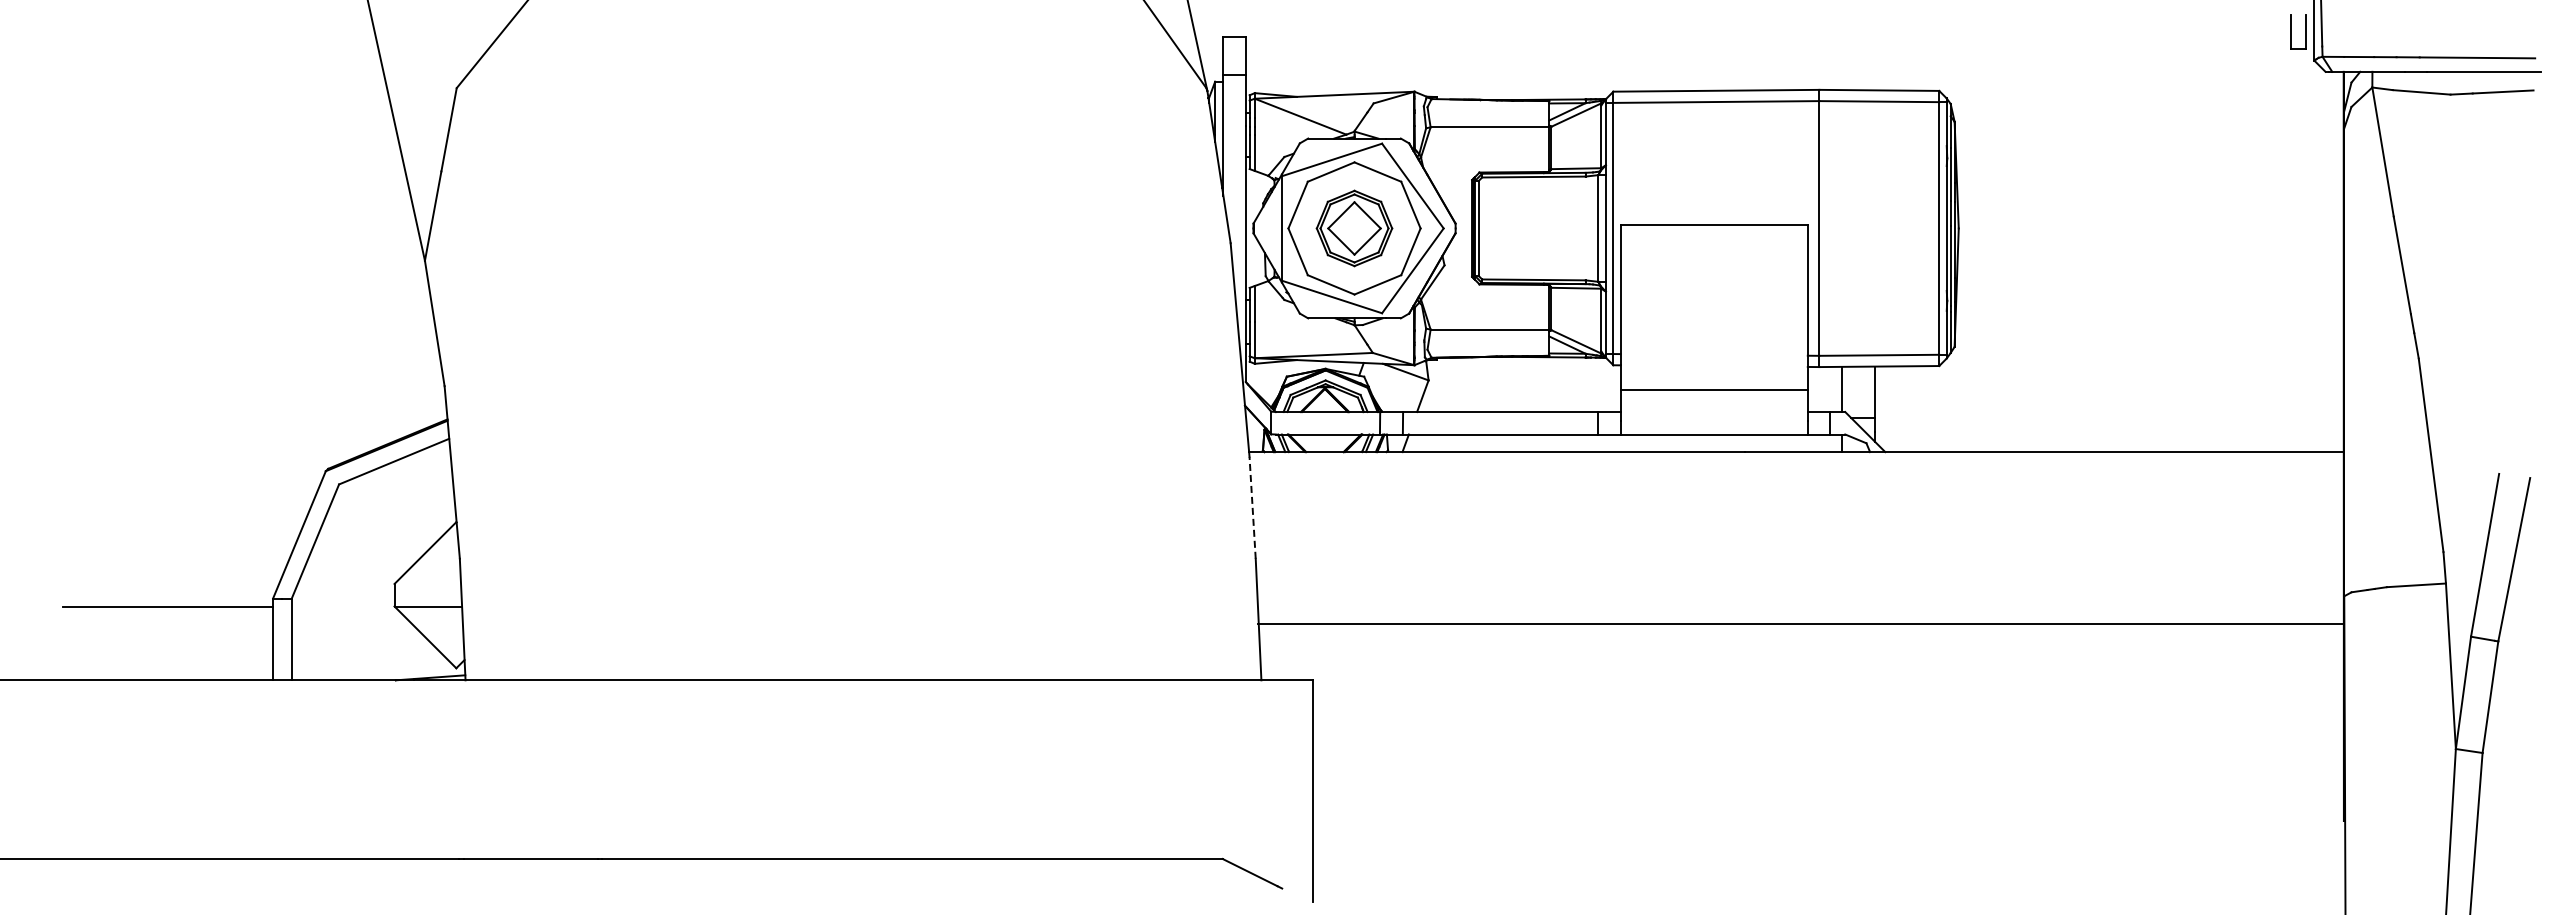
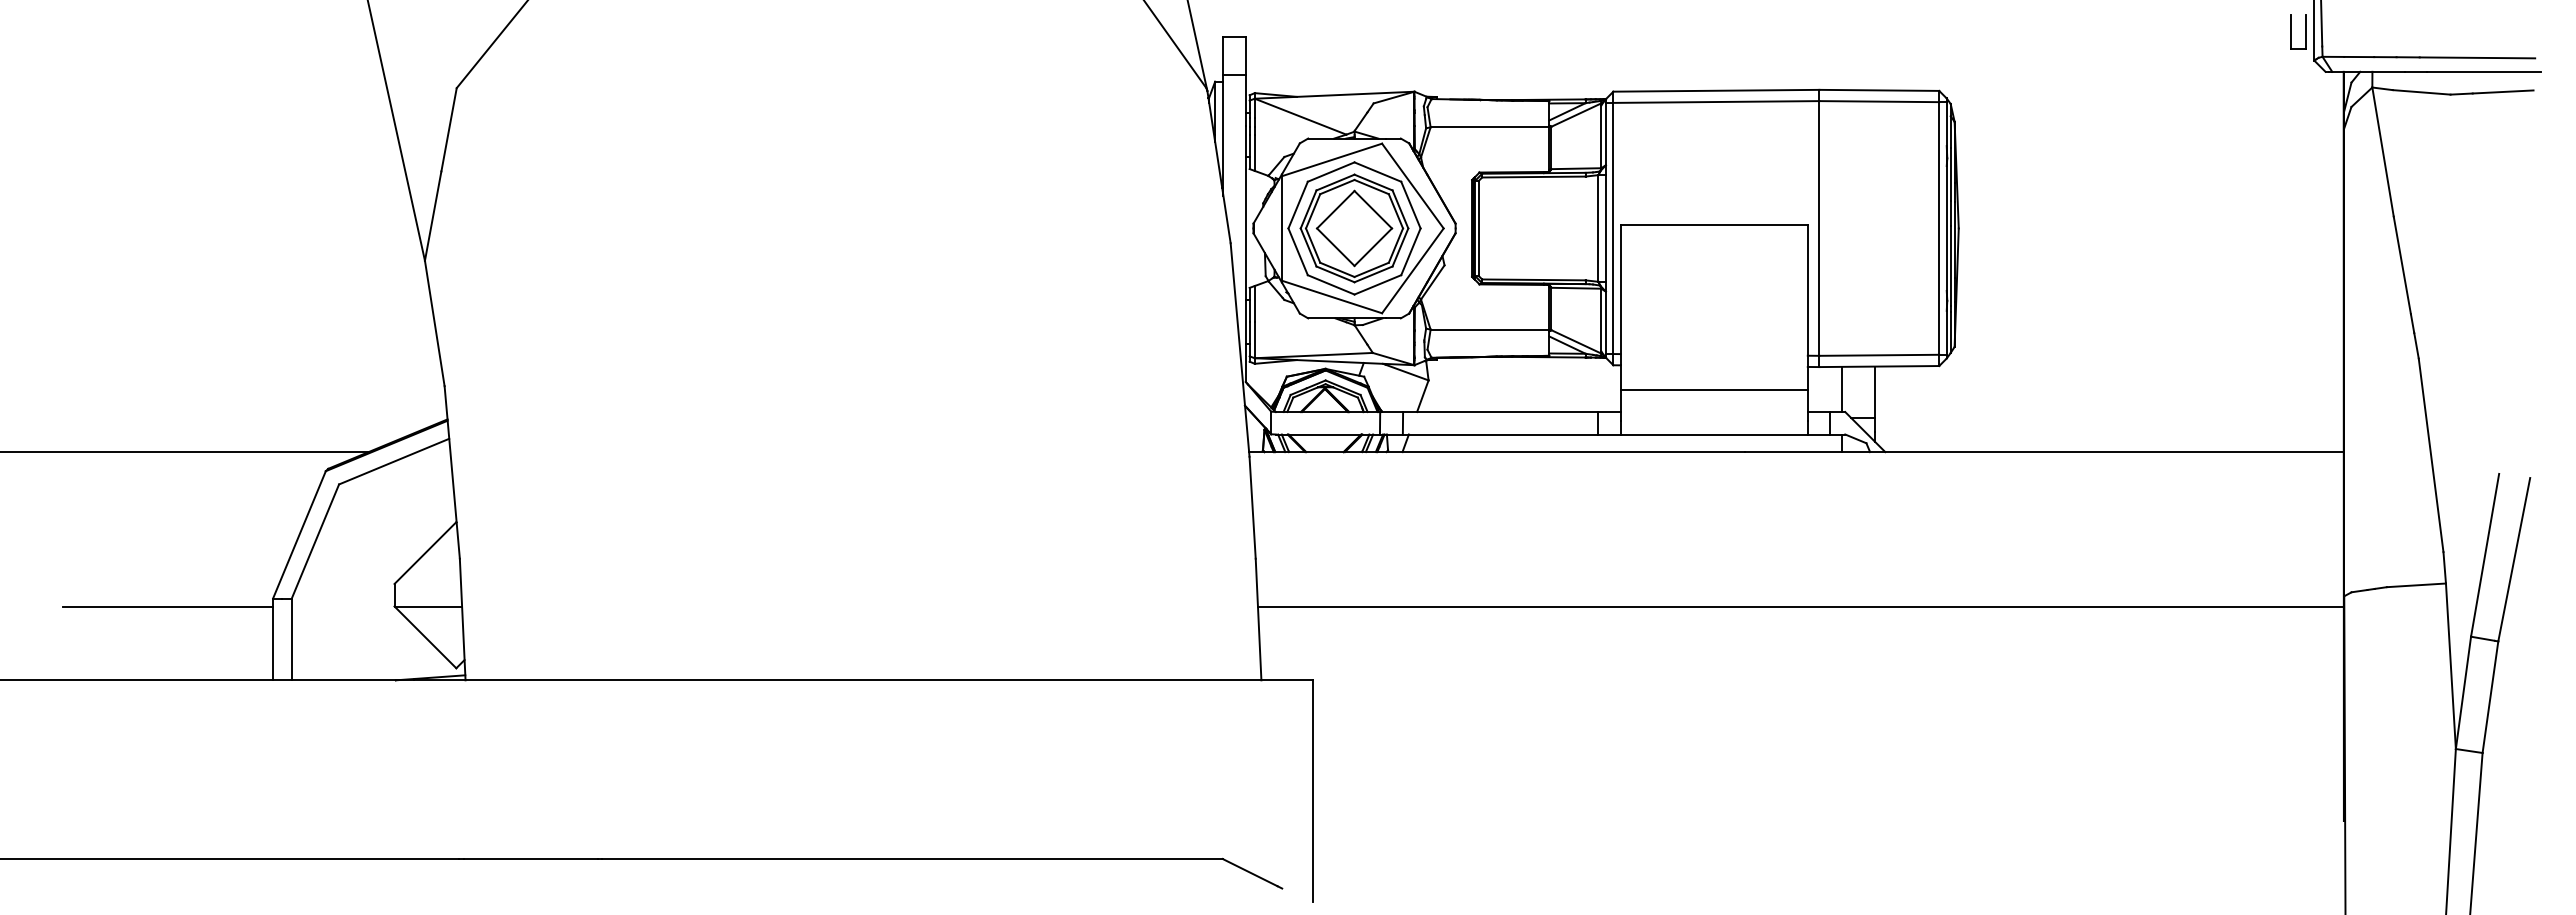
part size: 79x79 px -> 111x111 px (1354, 228)
line: none -> present (185, 452)
line: dashed -> solid (1252, 507)
line position: (1800, 623) -> (1800, 606) (1800, 606)
